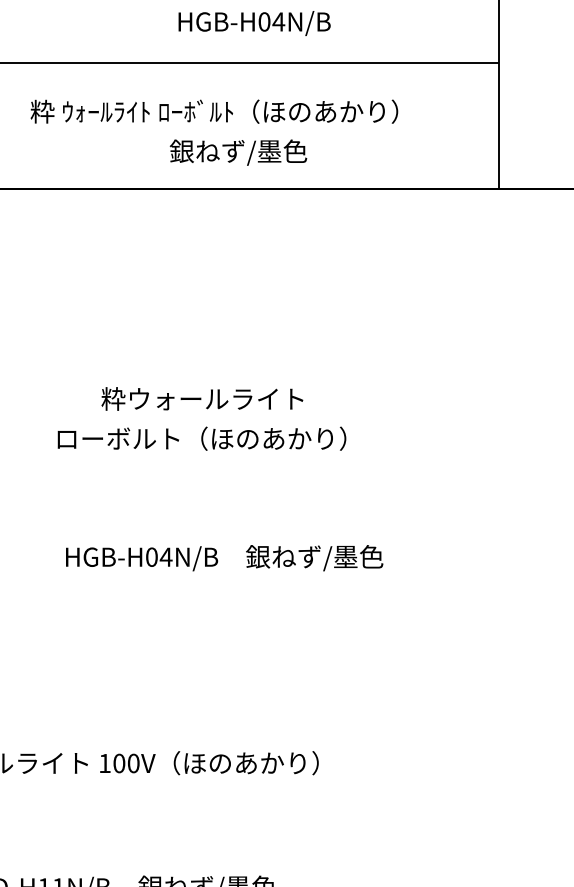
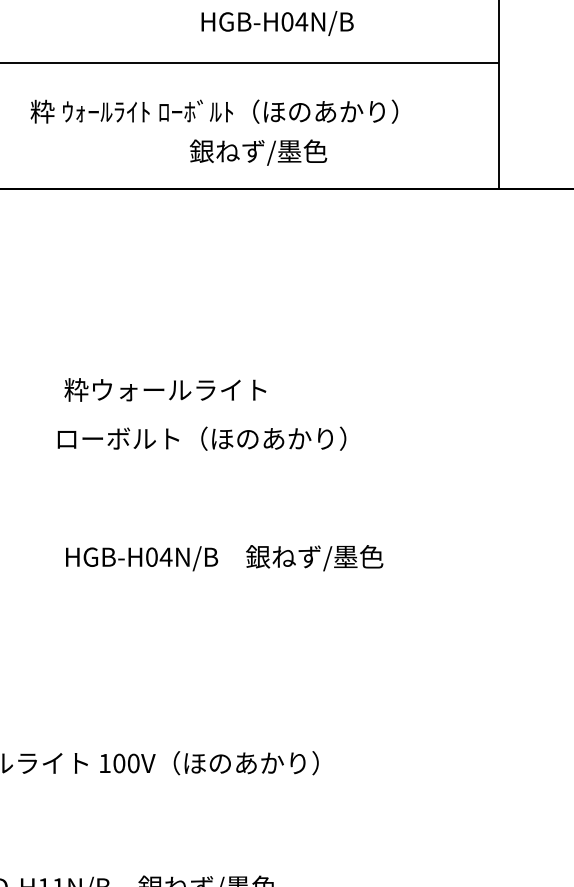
text position: (254, 23) -> (277, 23) (277, 23)
text position: (238, 152) -> (258, 152) (258, 152)
text position: (202, 398) -> (165, 389) (165, 389)
